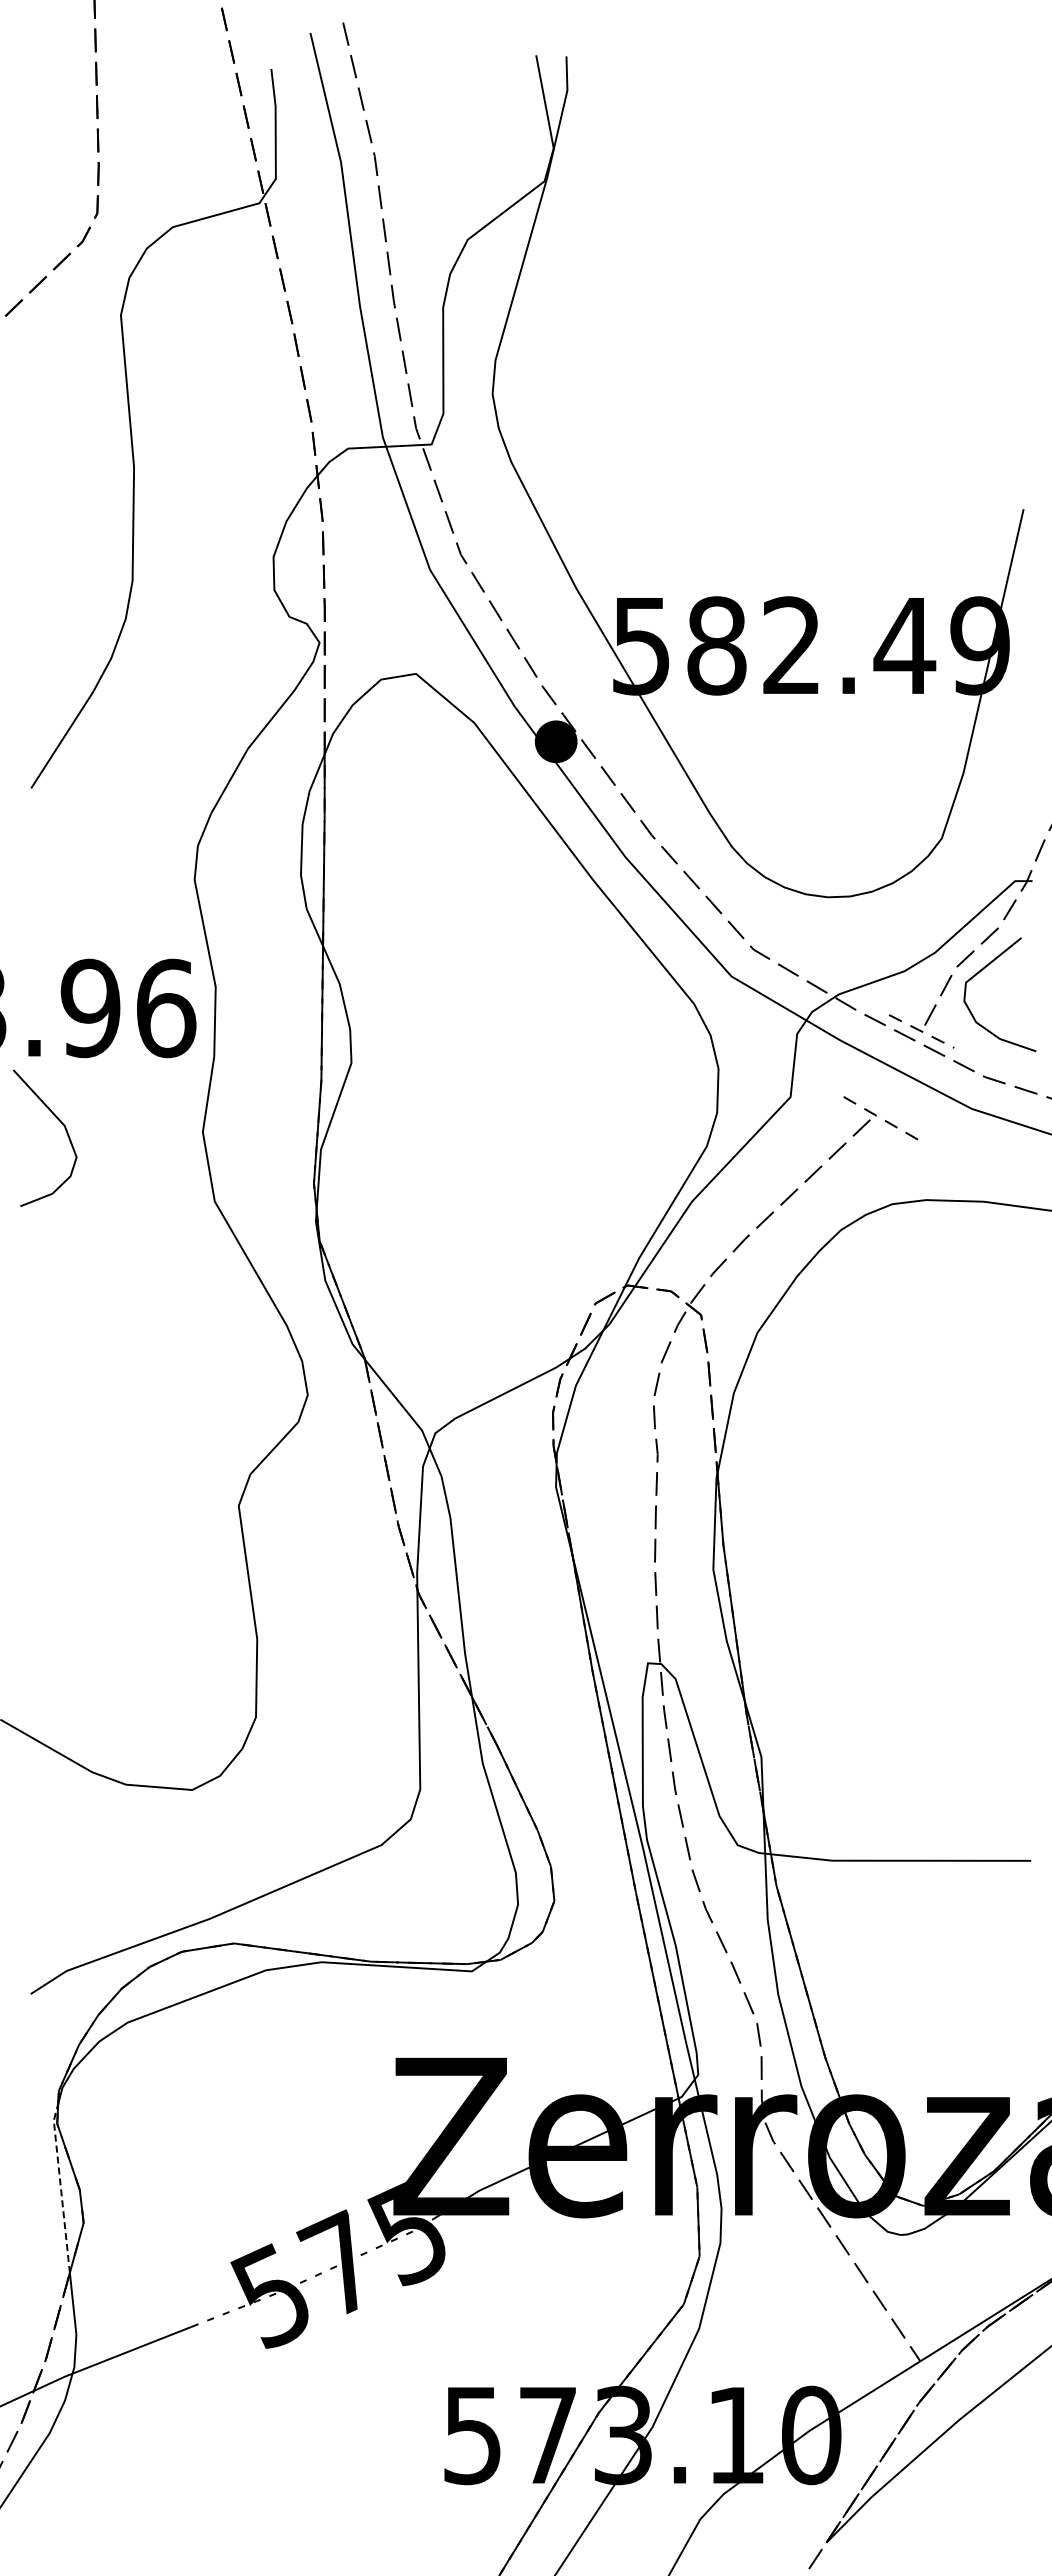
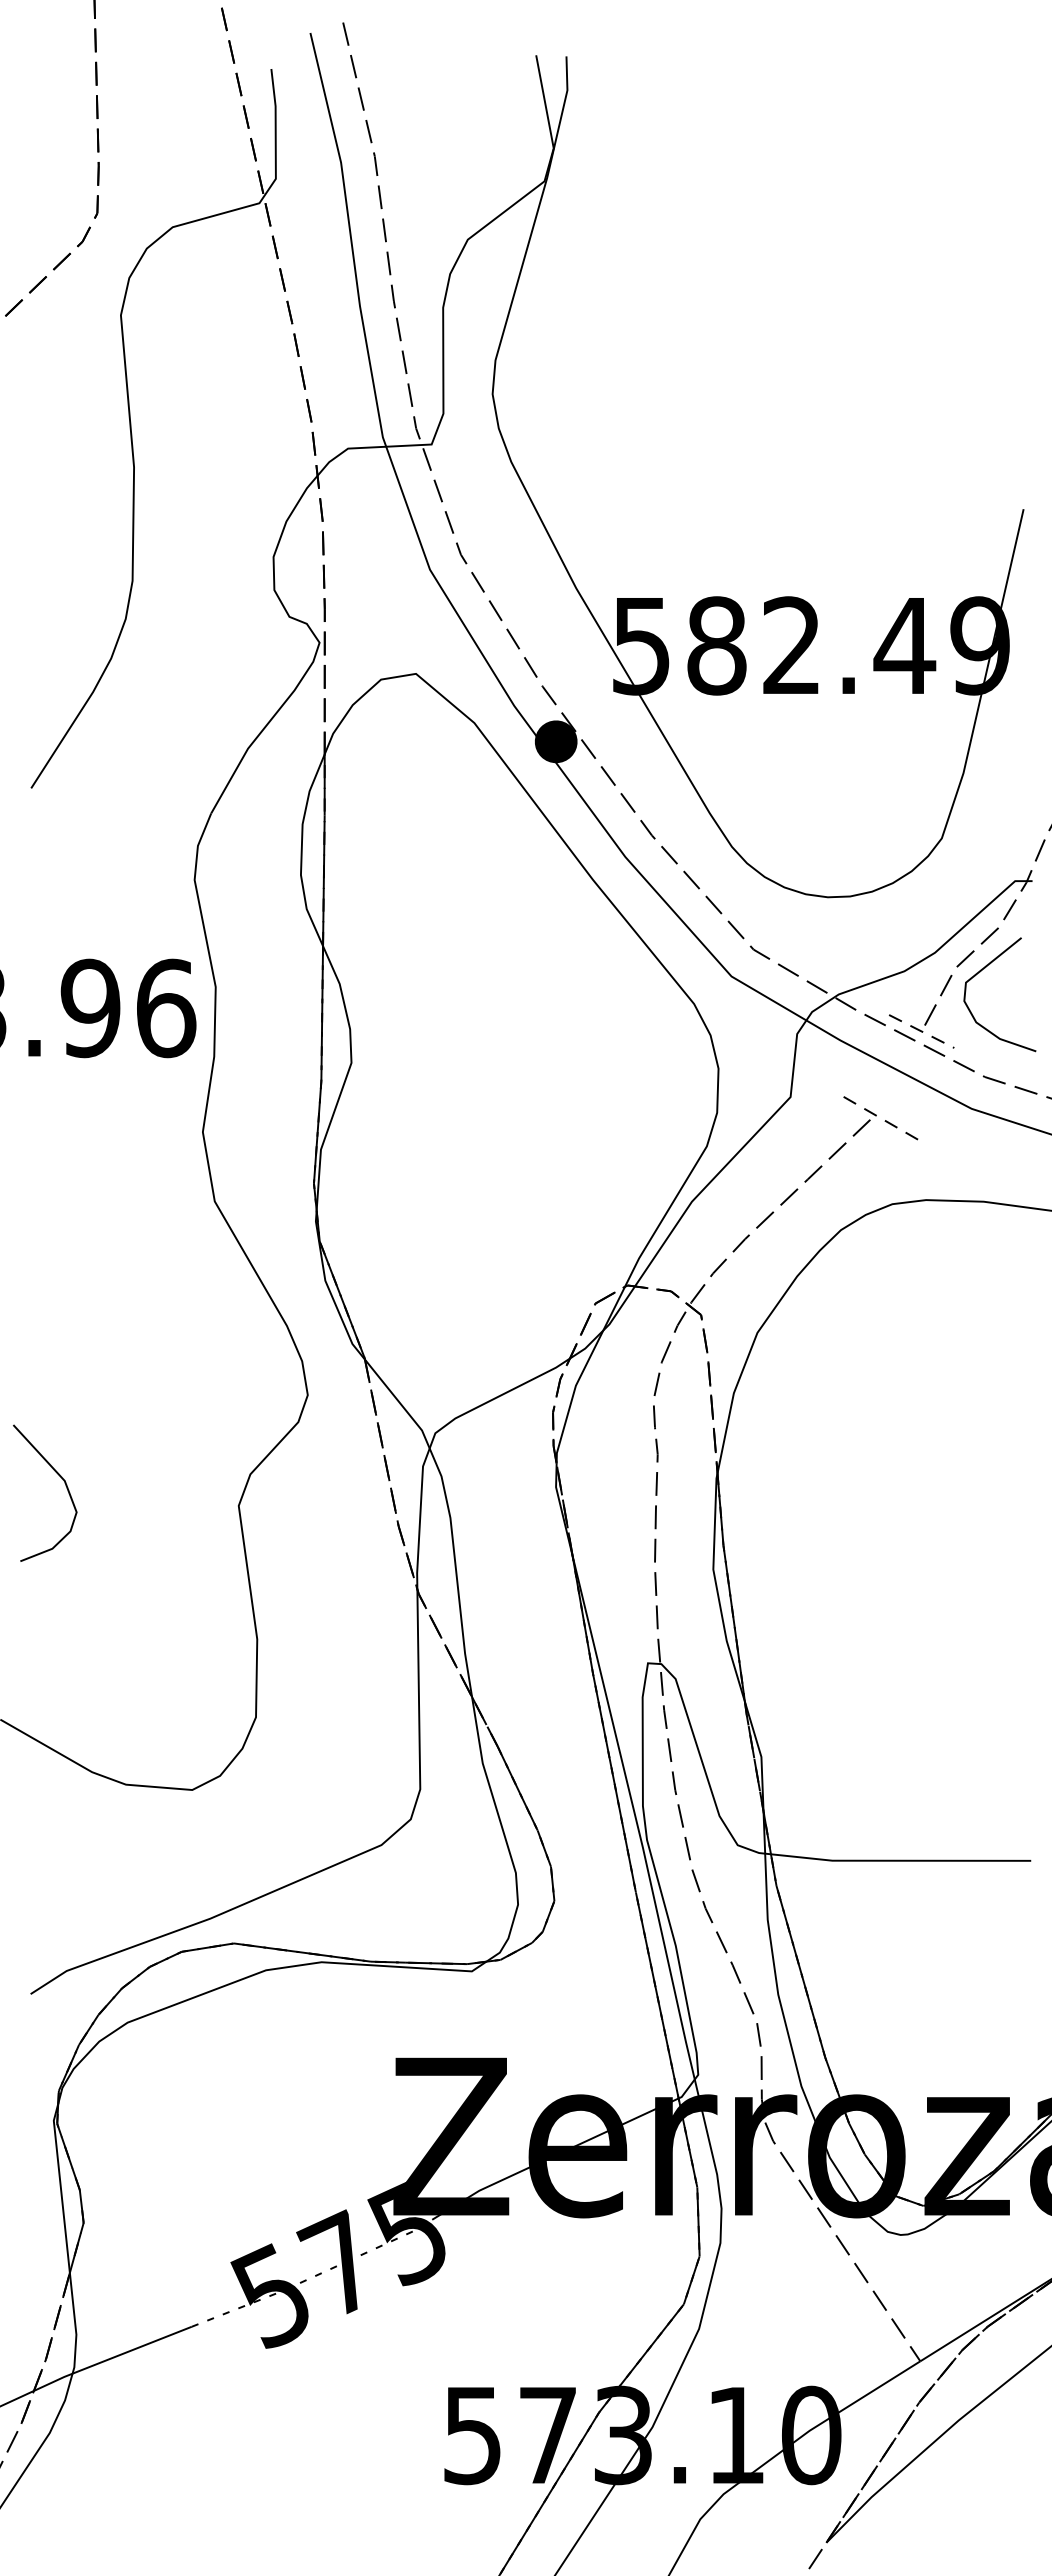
curve position: (65, 1131) -> (65, 1486) (65, 1486)
line: dashed -> solid (60, 2186)
